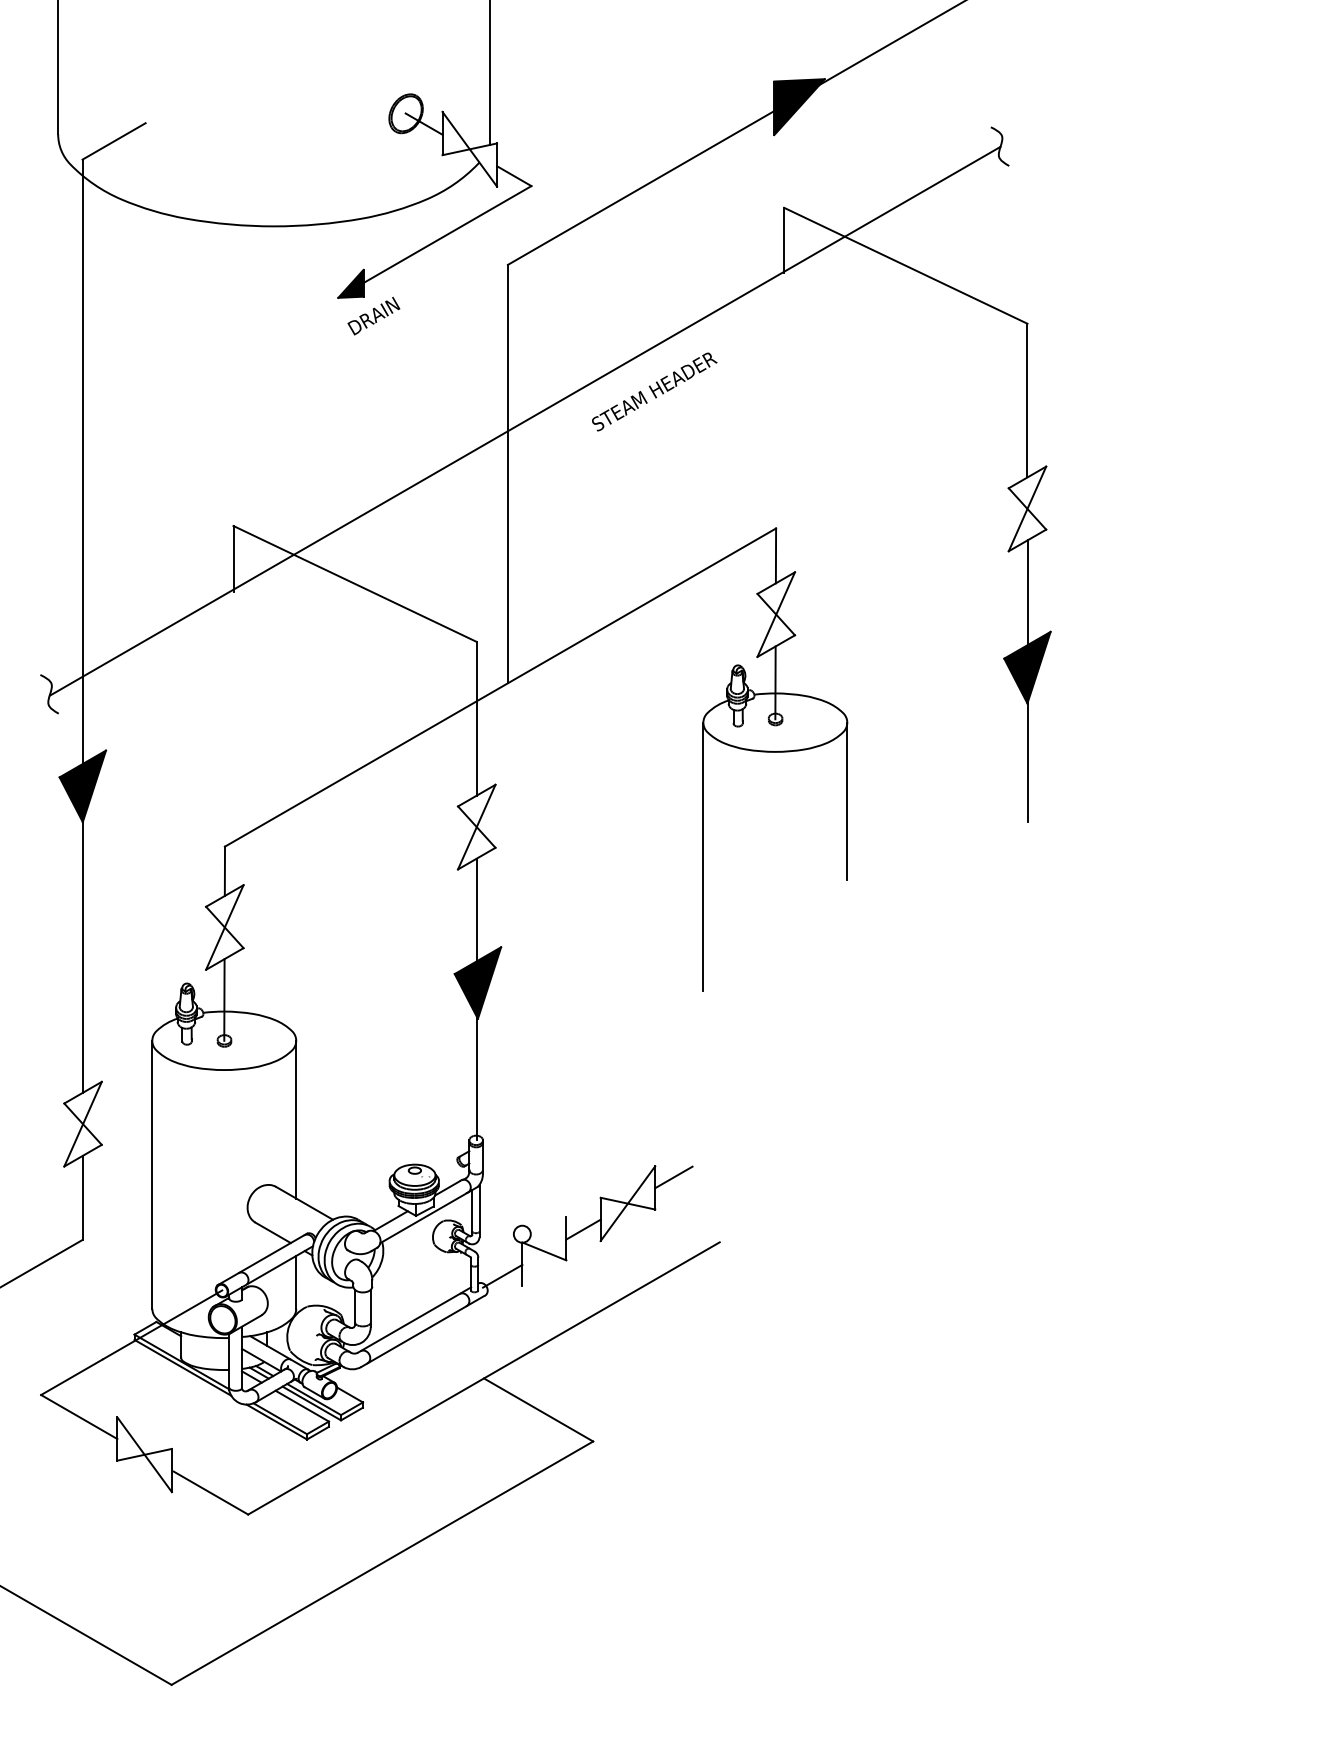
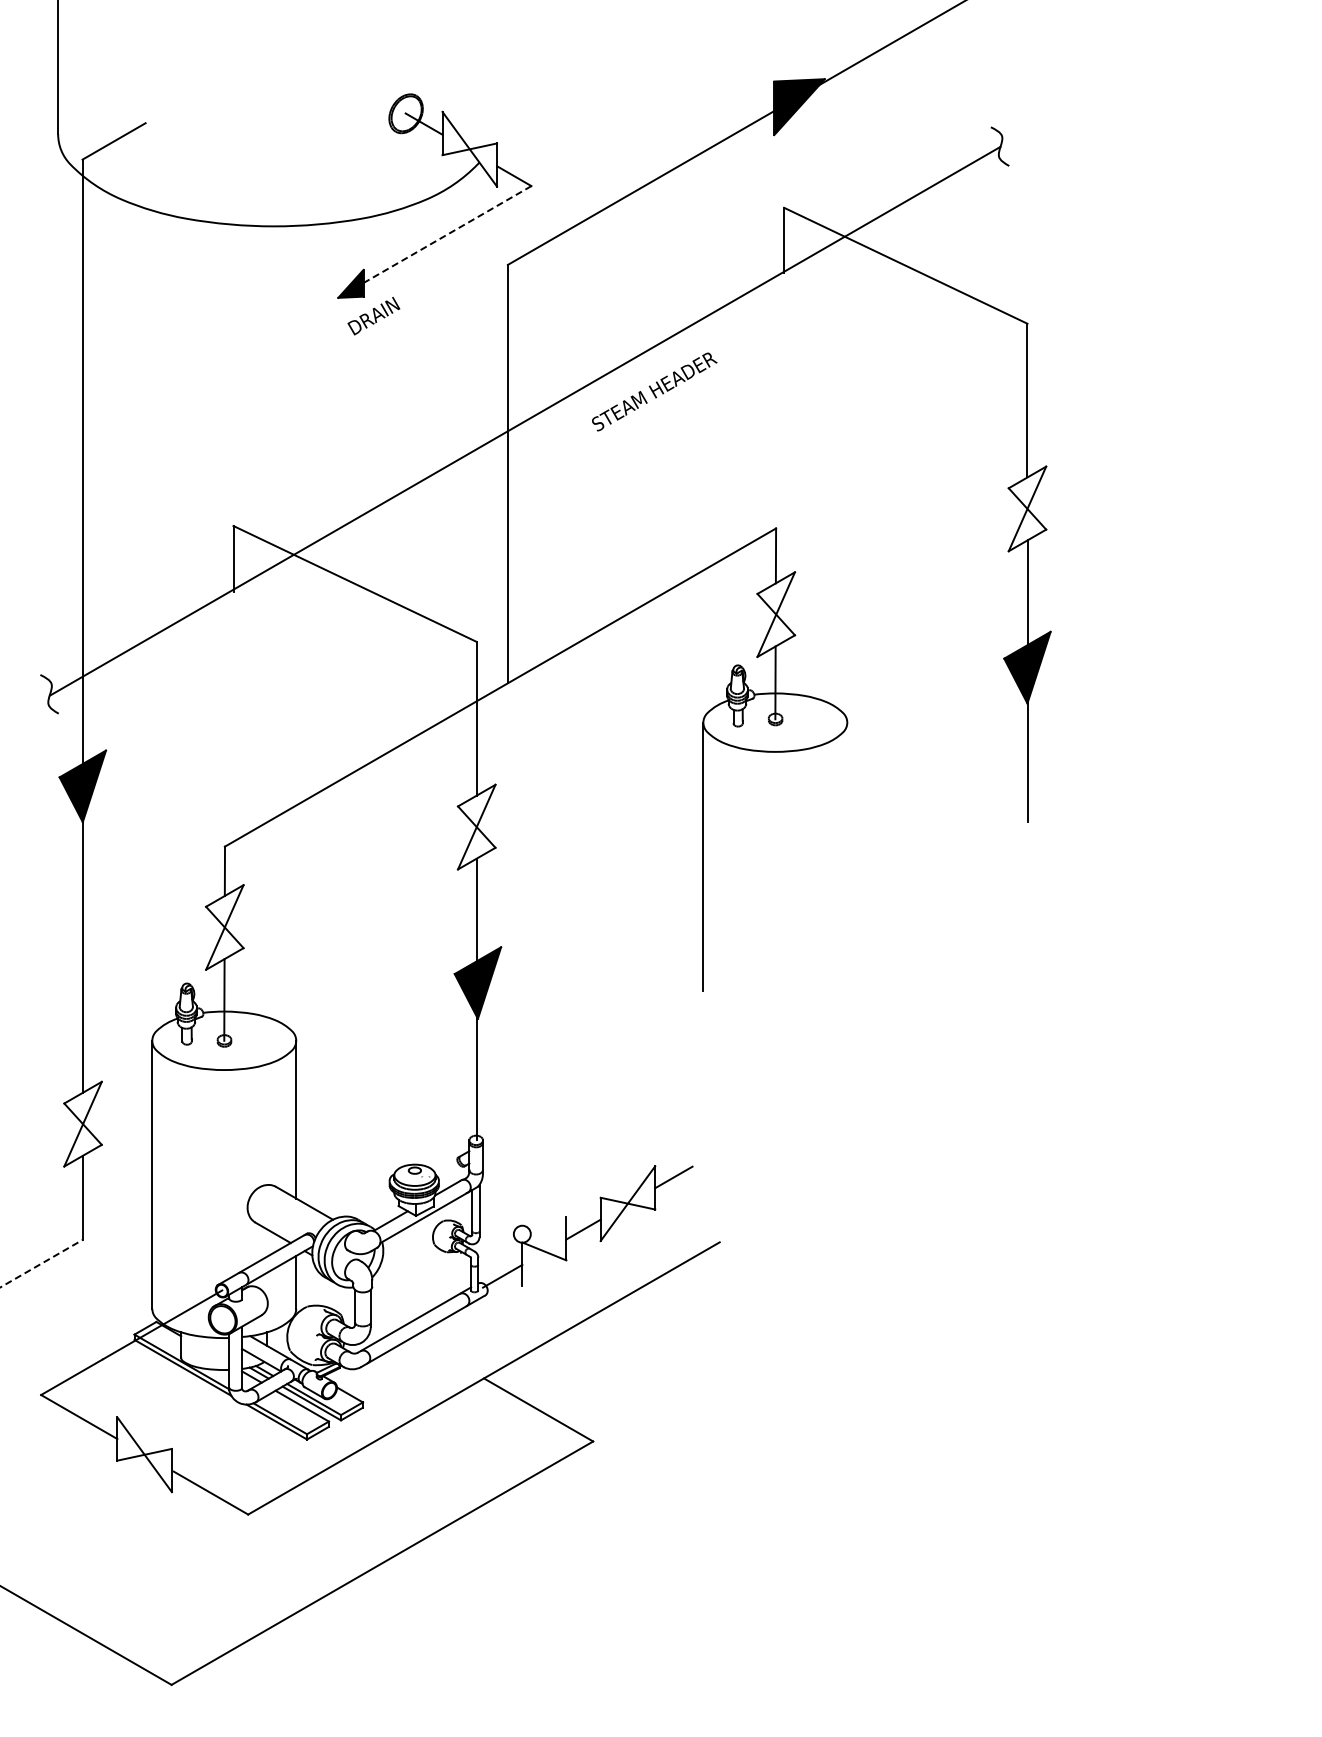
line: present -> none (489, 73)
line: solid -> dashed (447, 234)
line: present -> none (847, 801)
line: solid -> dashed (41, 1263)
